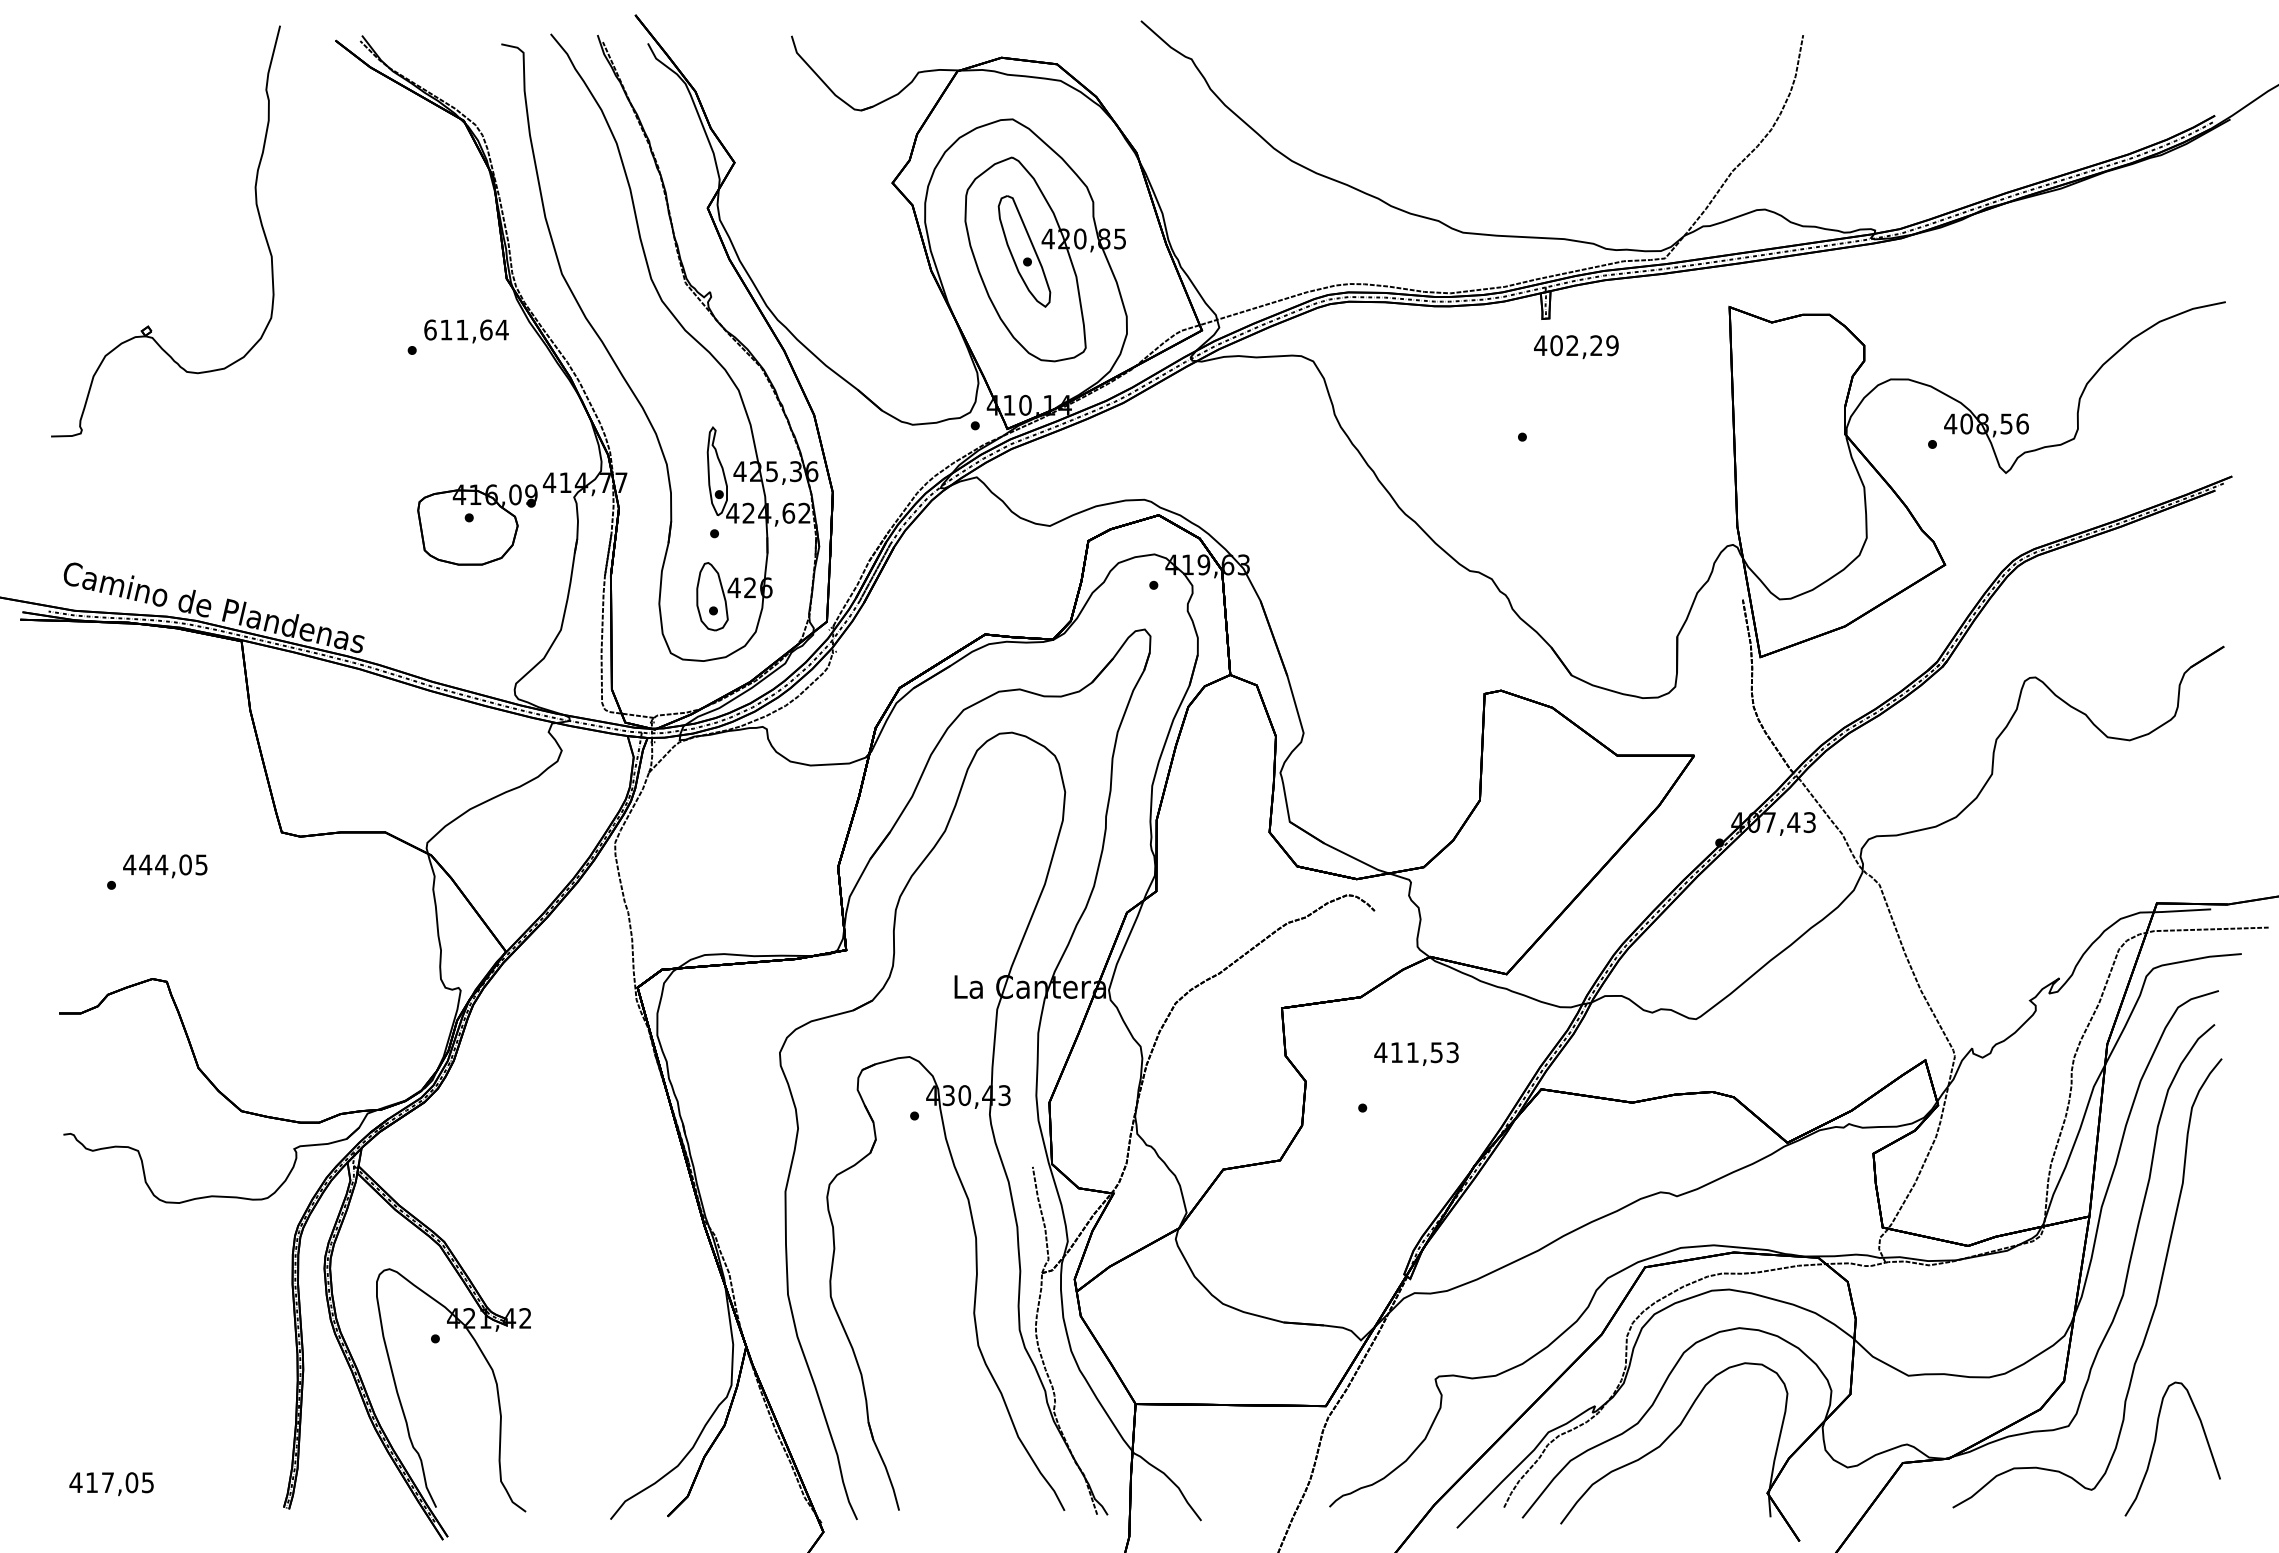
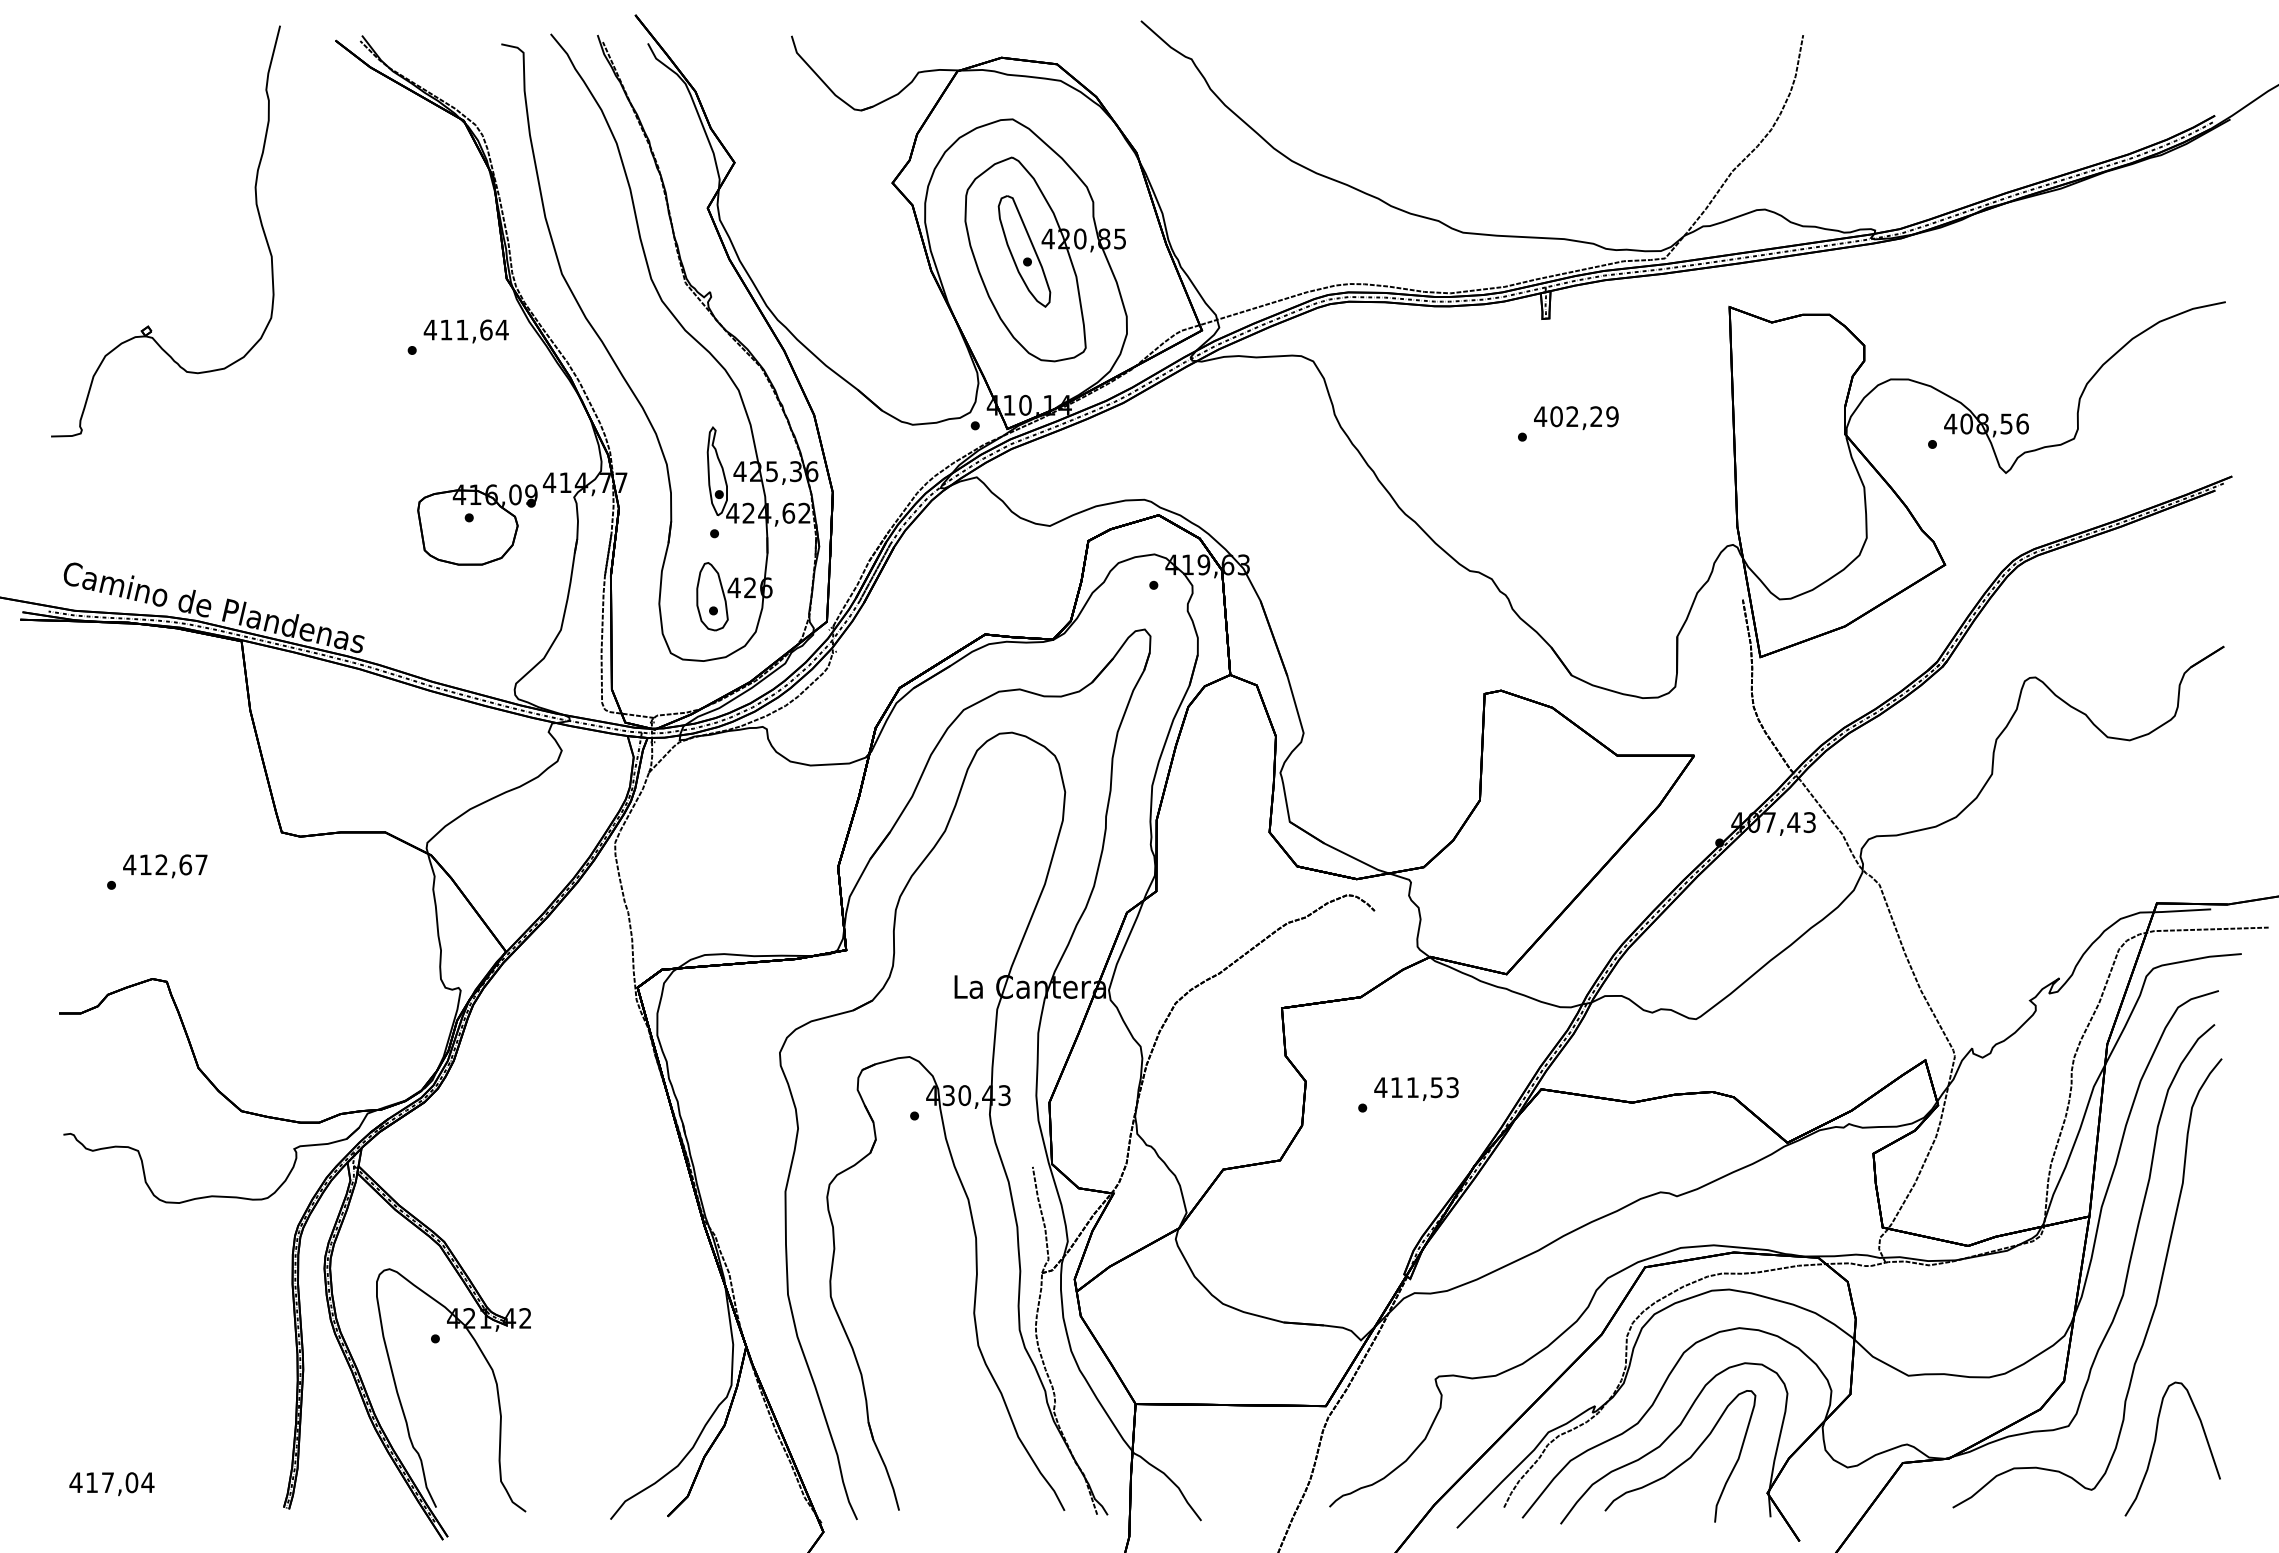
text: 611,64 -> 411,64 (429, 329)
text position: (1576, 347) -> (1576, 418) (1576, 418)
text: 444,05 -> 412,67 (173, 864)
text position: (1416, 1053) -> (1416, 1088) (1416, 1088)
curve: none -> present (1684, 1460)
text: 417,05 -> 417,04 (147, 1482)
